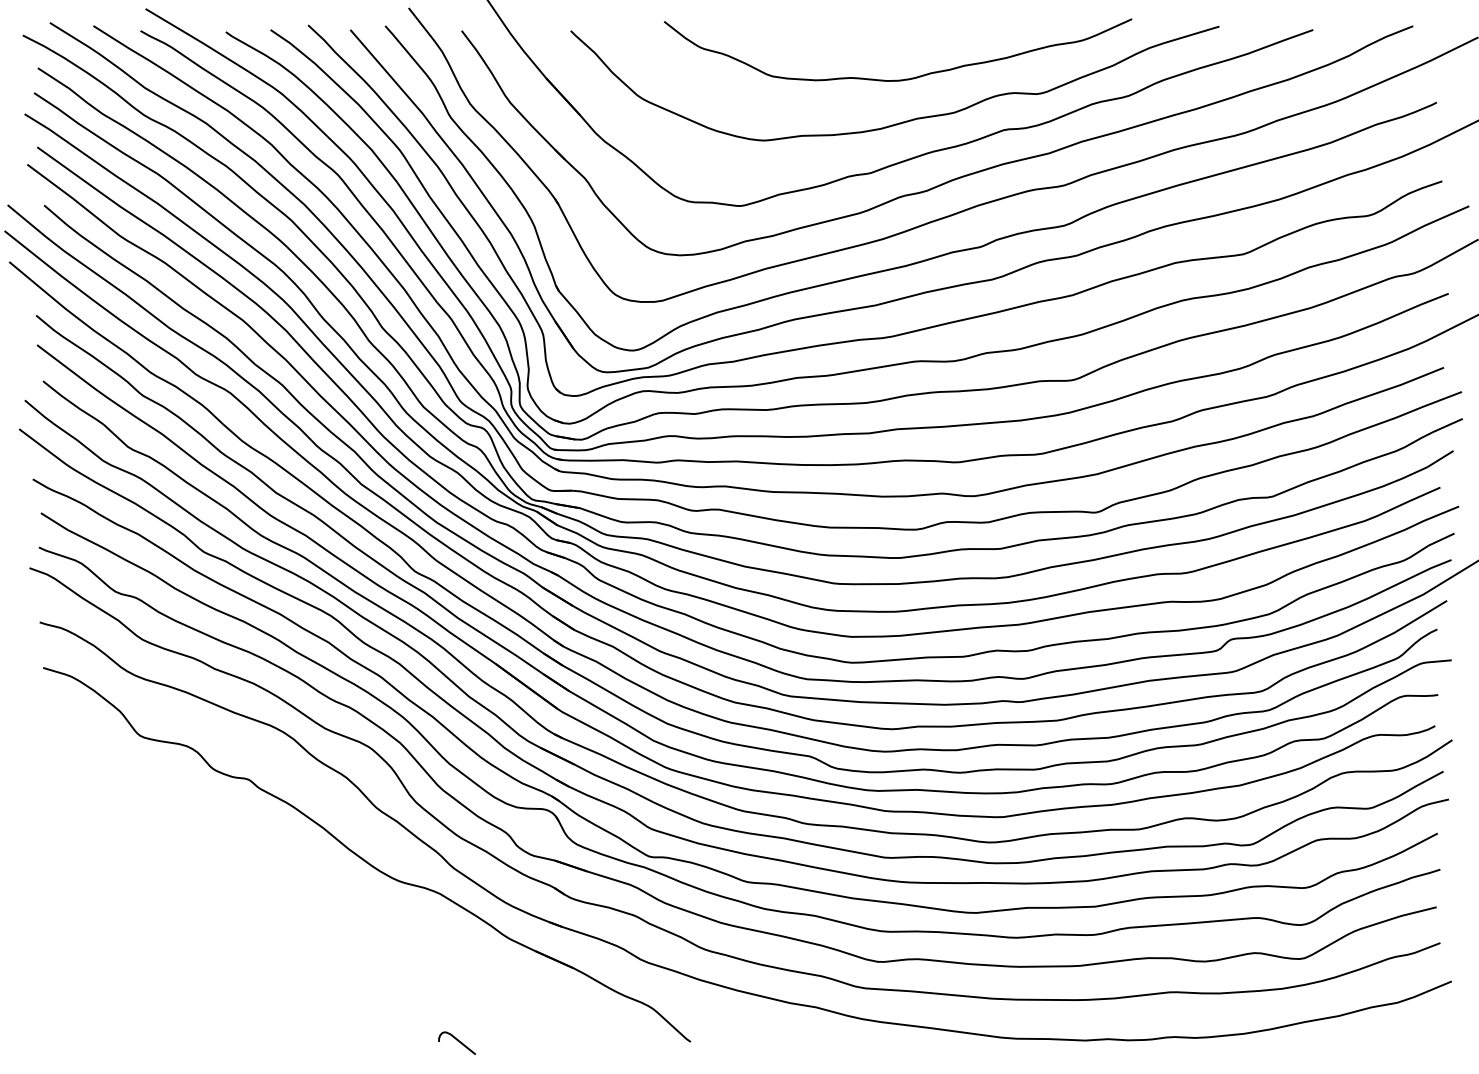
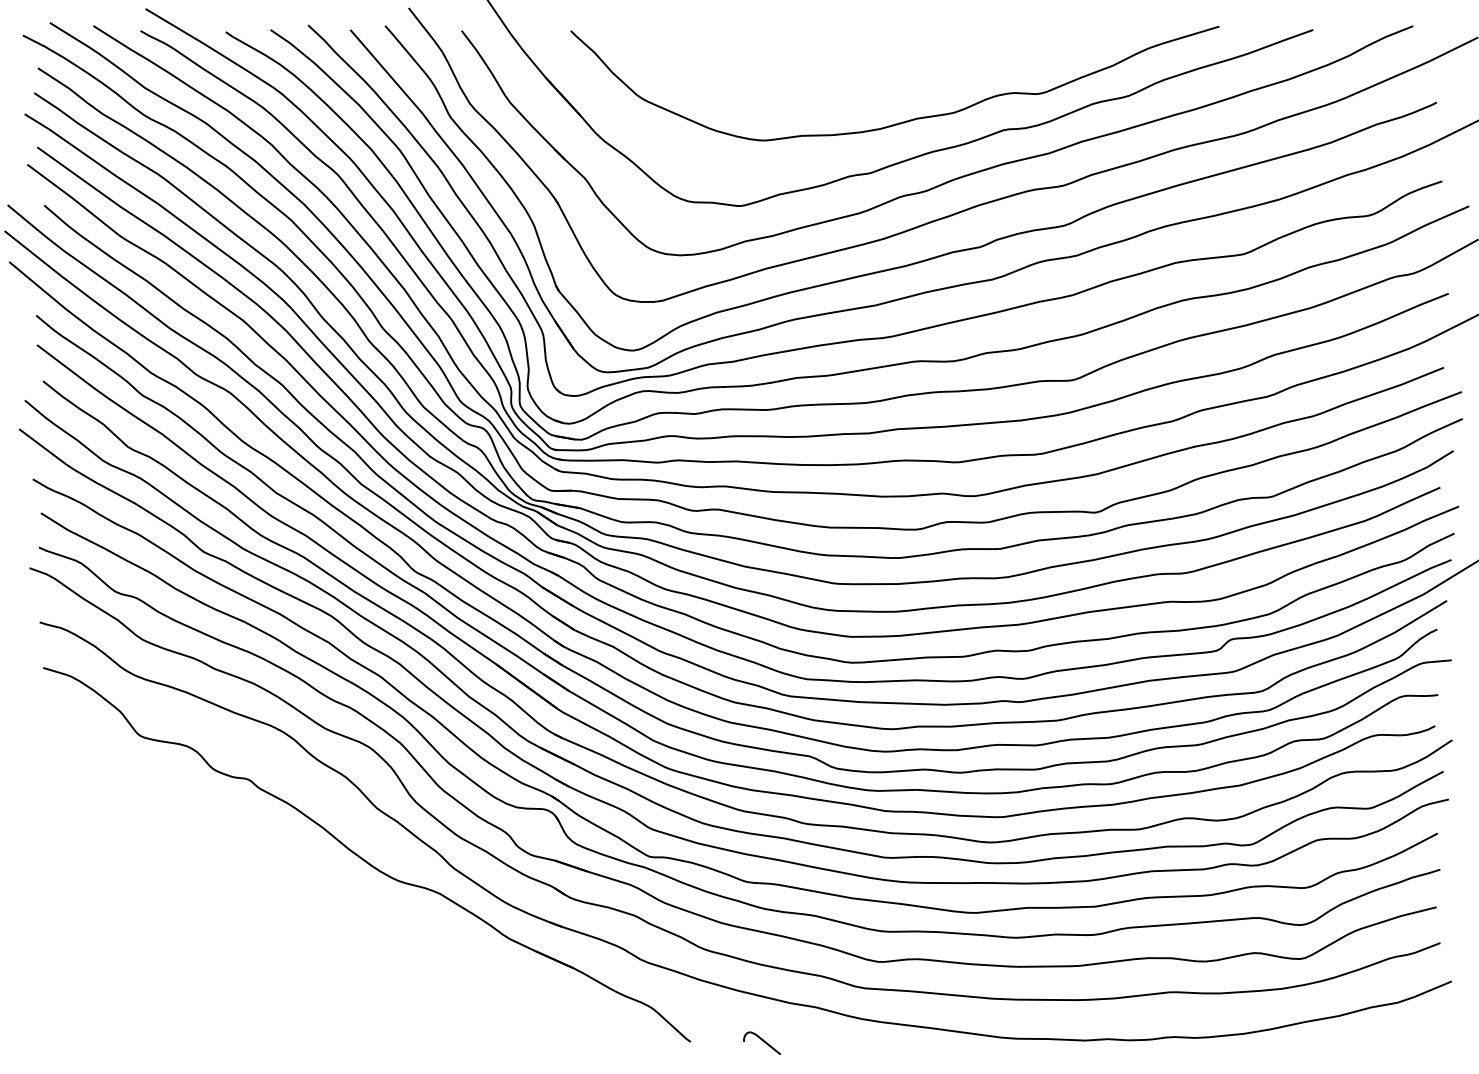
curve: present -> none (897, 79)
curve position: (457, 1041) -> (762, 1041) (762, 1041)
